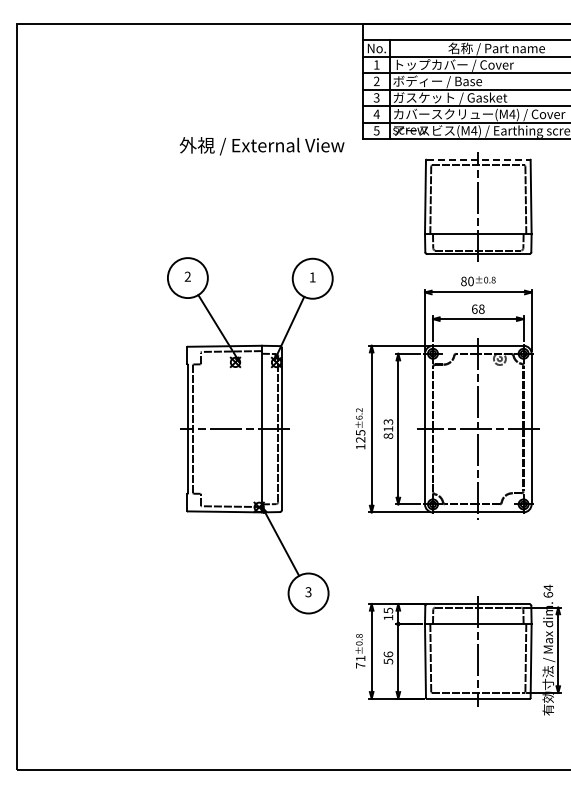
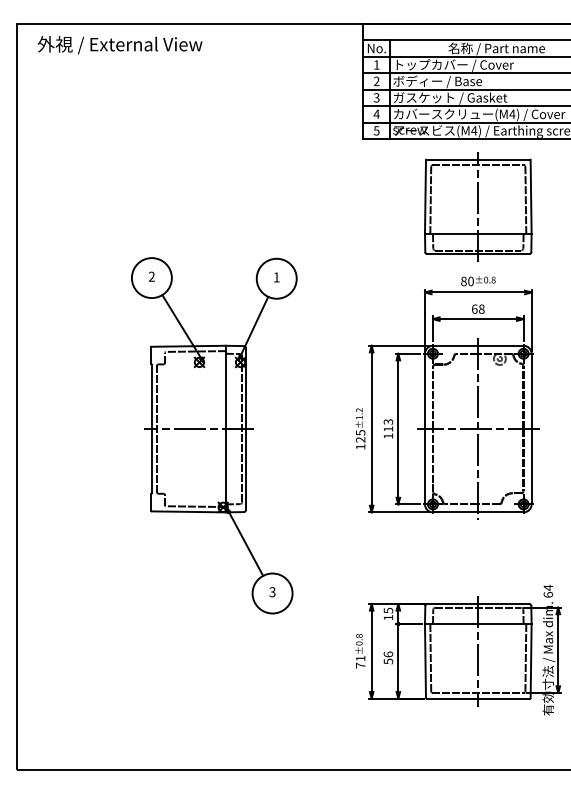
text position: (261, 146) -> (119, 45) (119, 45)
line: dashed -> solid (478, 159)
text: ±6.2 -> ±1.2 (359, 417)
part position: (250, 435) -> (214, 435) (214, 435)
text: 813 -> 113 (388, 435)
